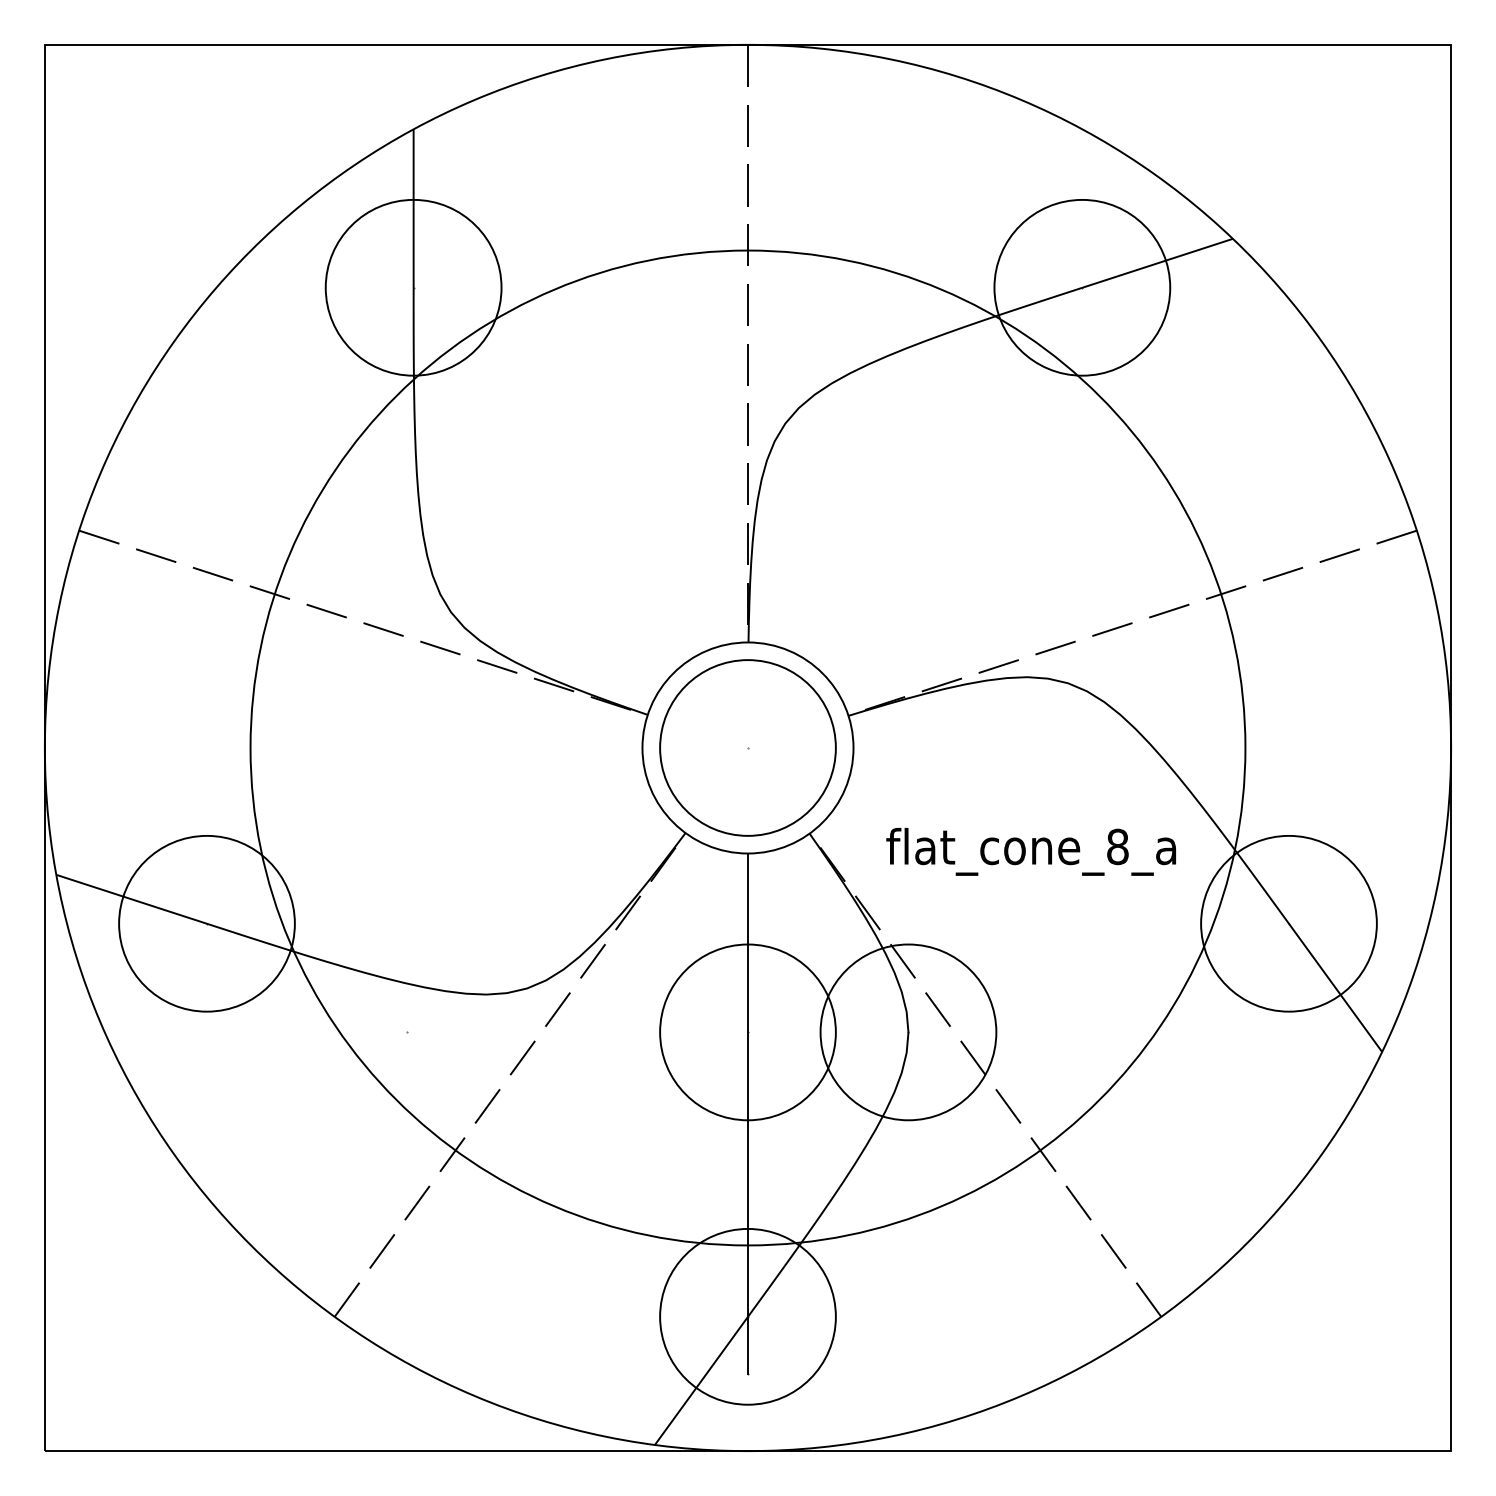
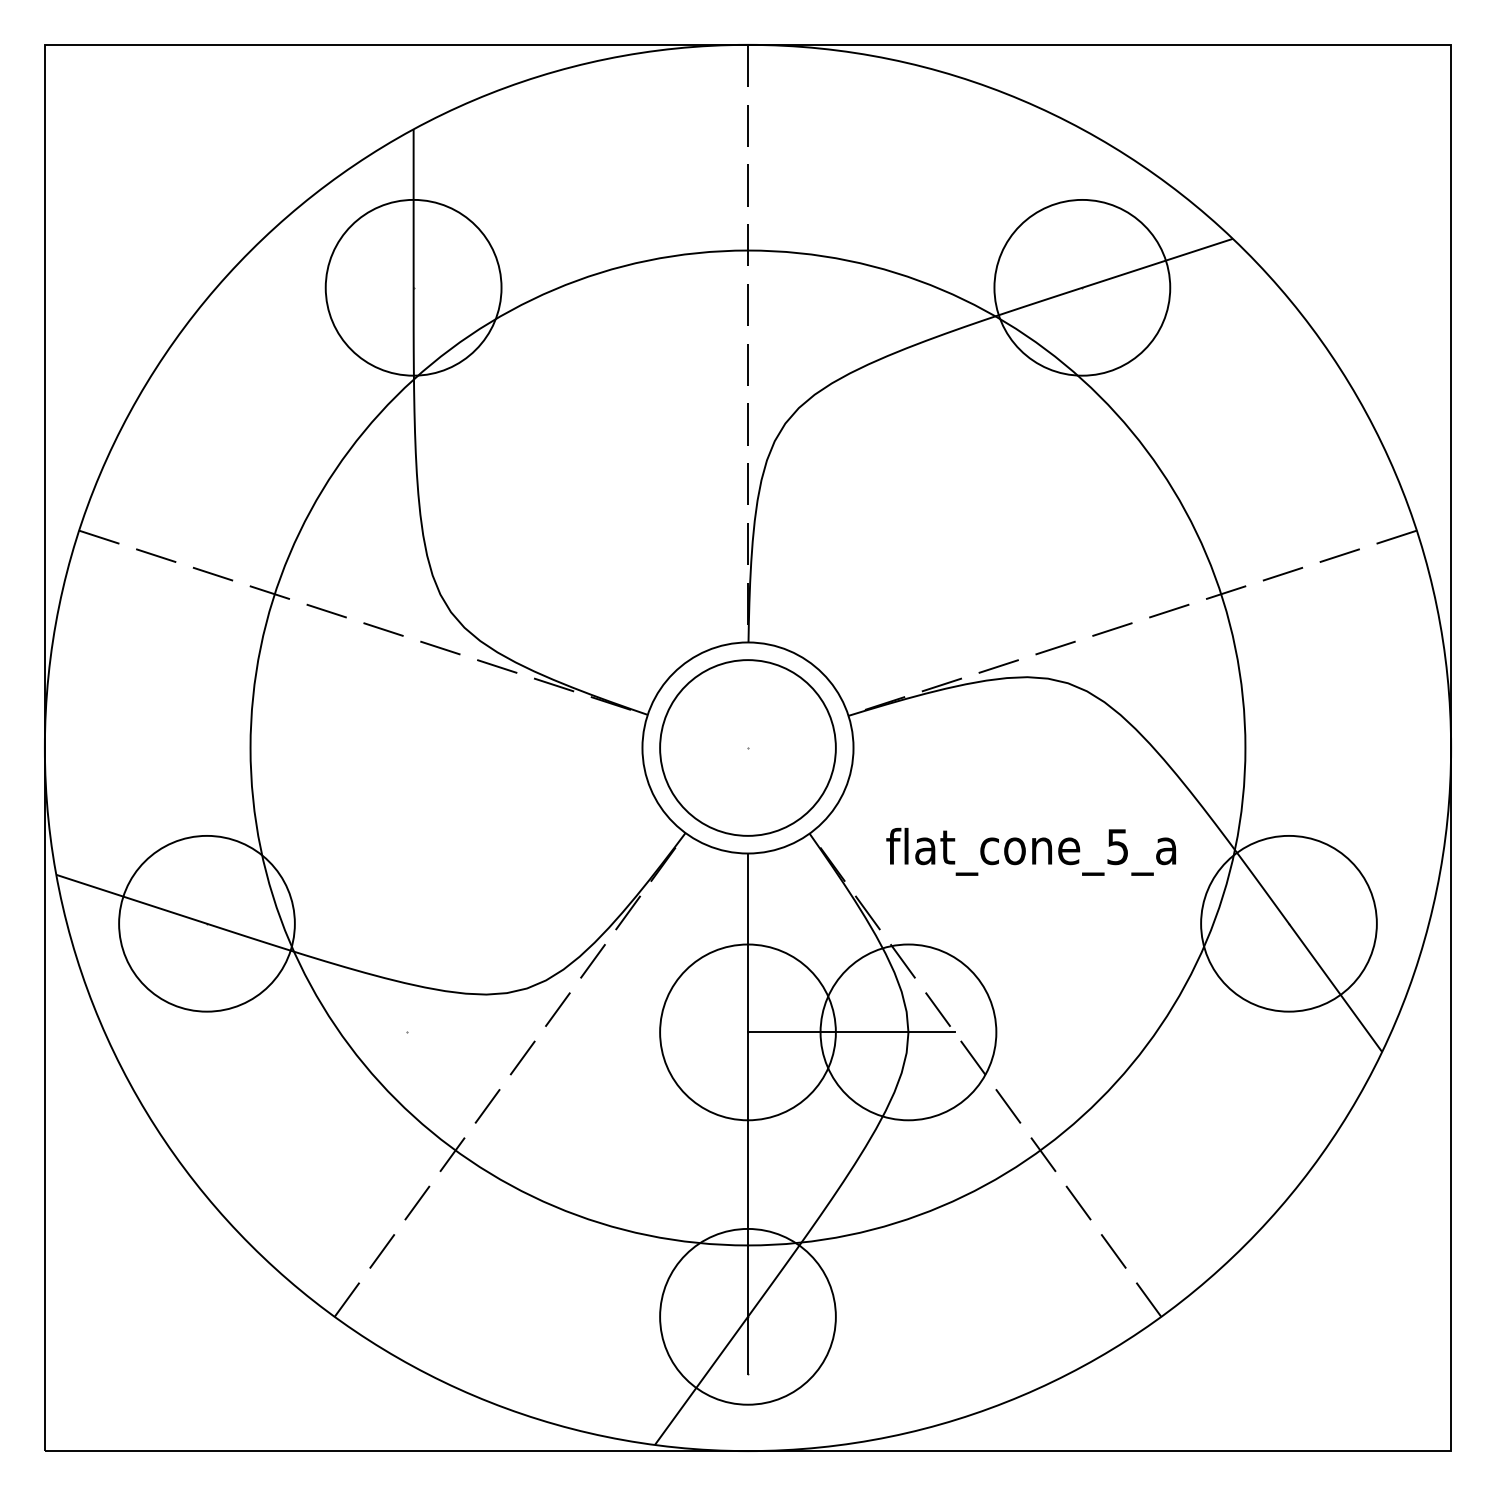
text: flat_cone_8_a -> flat_cone_5_a (1117, 846)
line: none -> present (851, 1032)
